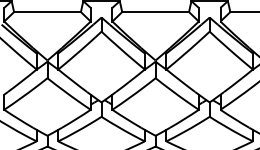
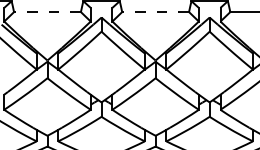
line: solid -> dashed (47, 12)
line: solid -> dashed (155, 12)
